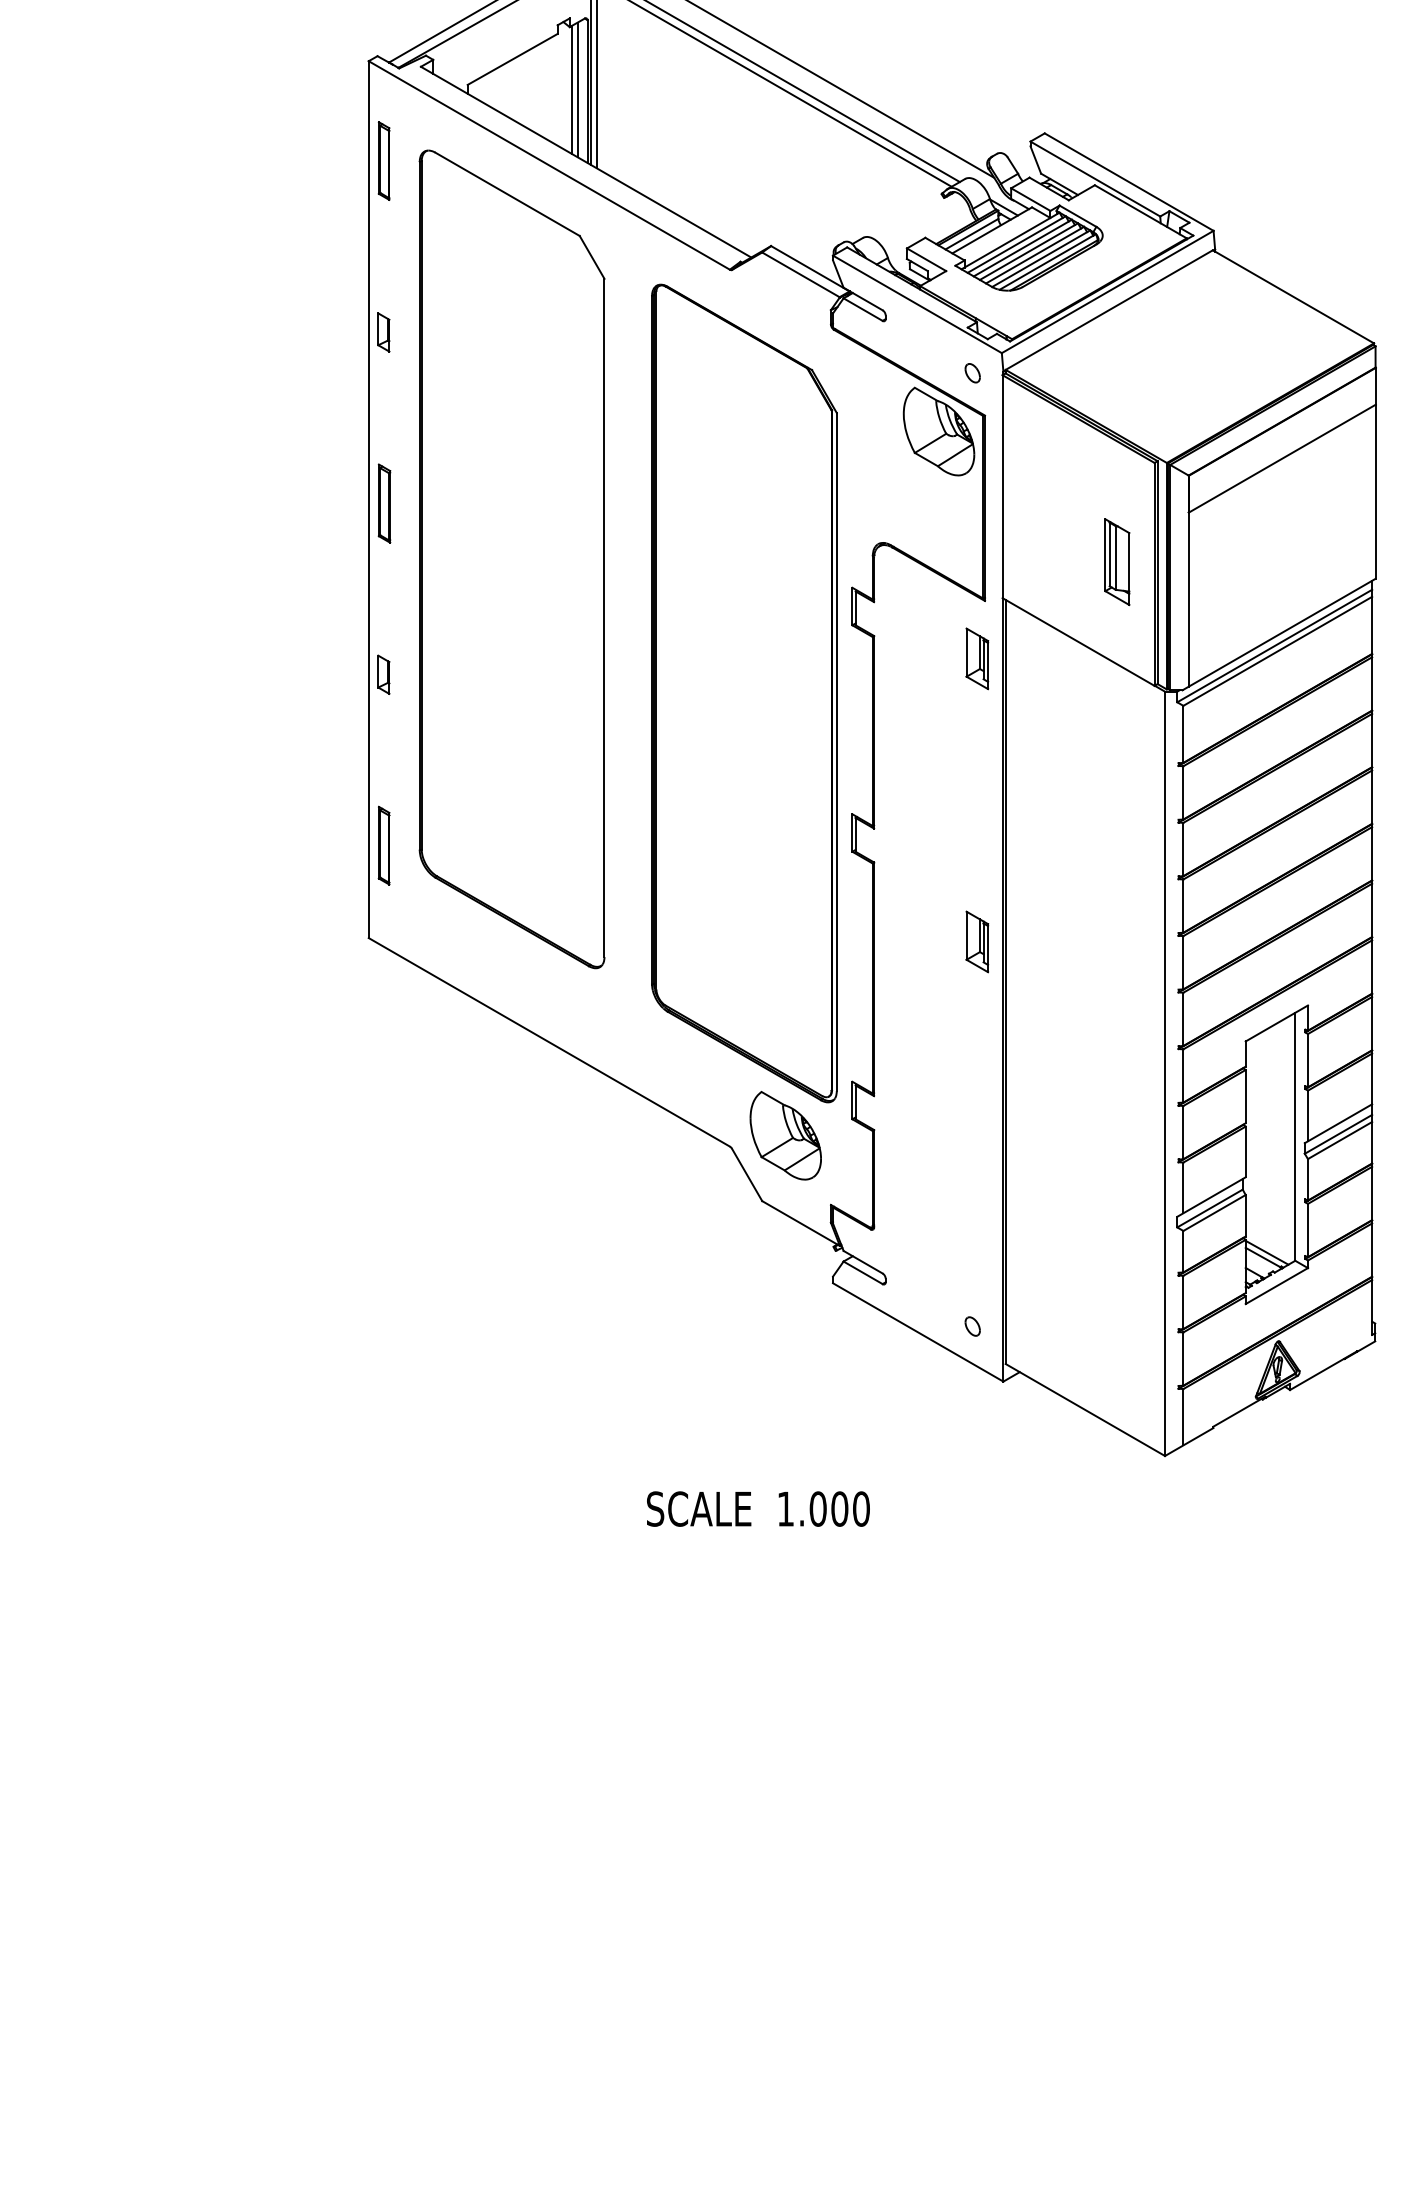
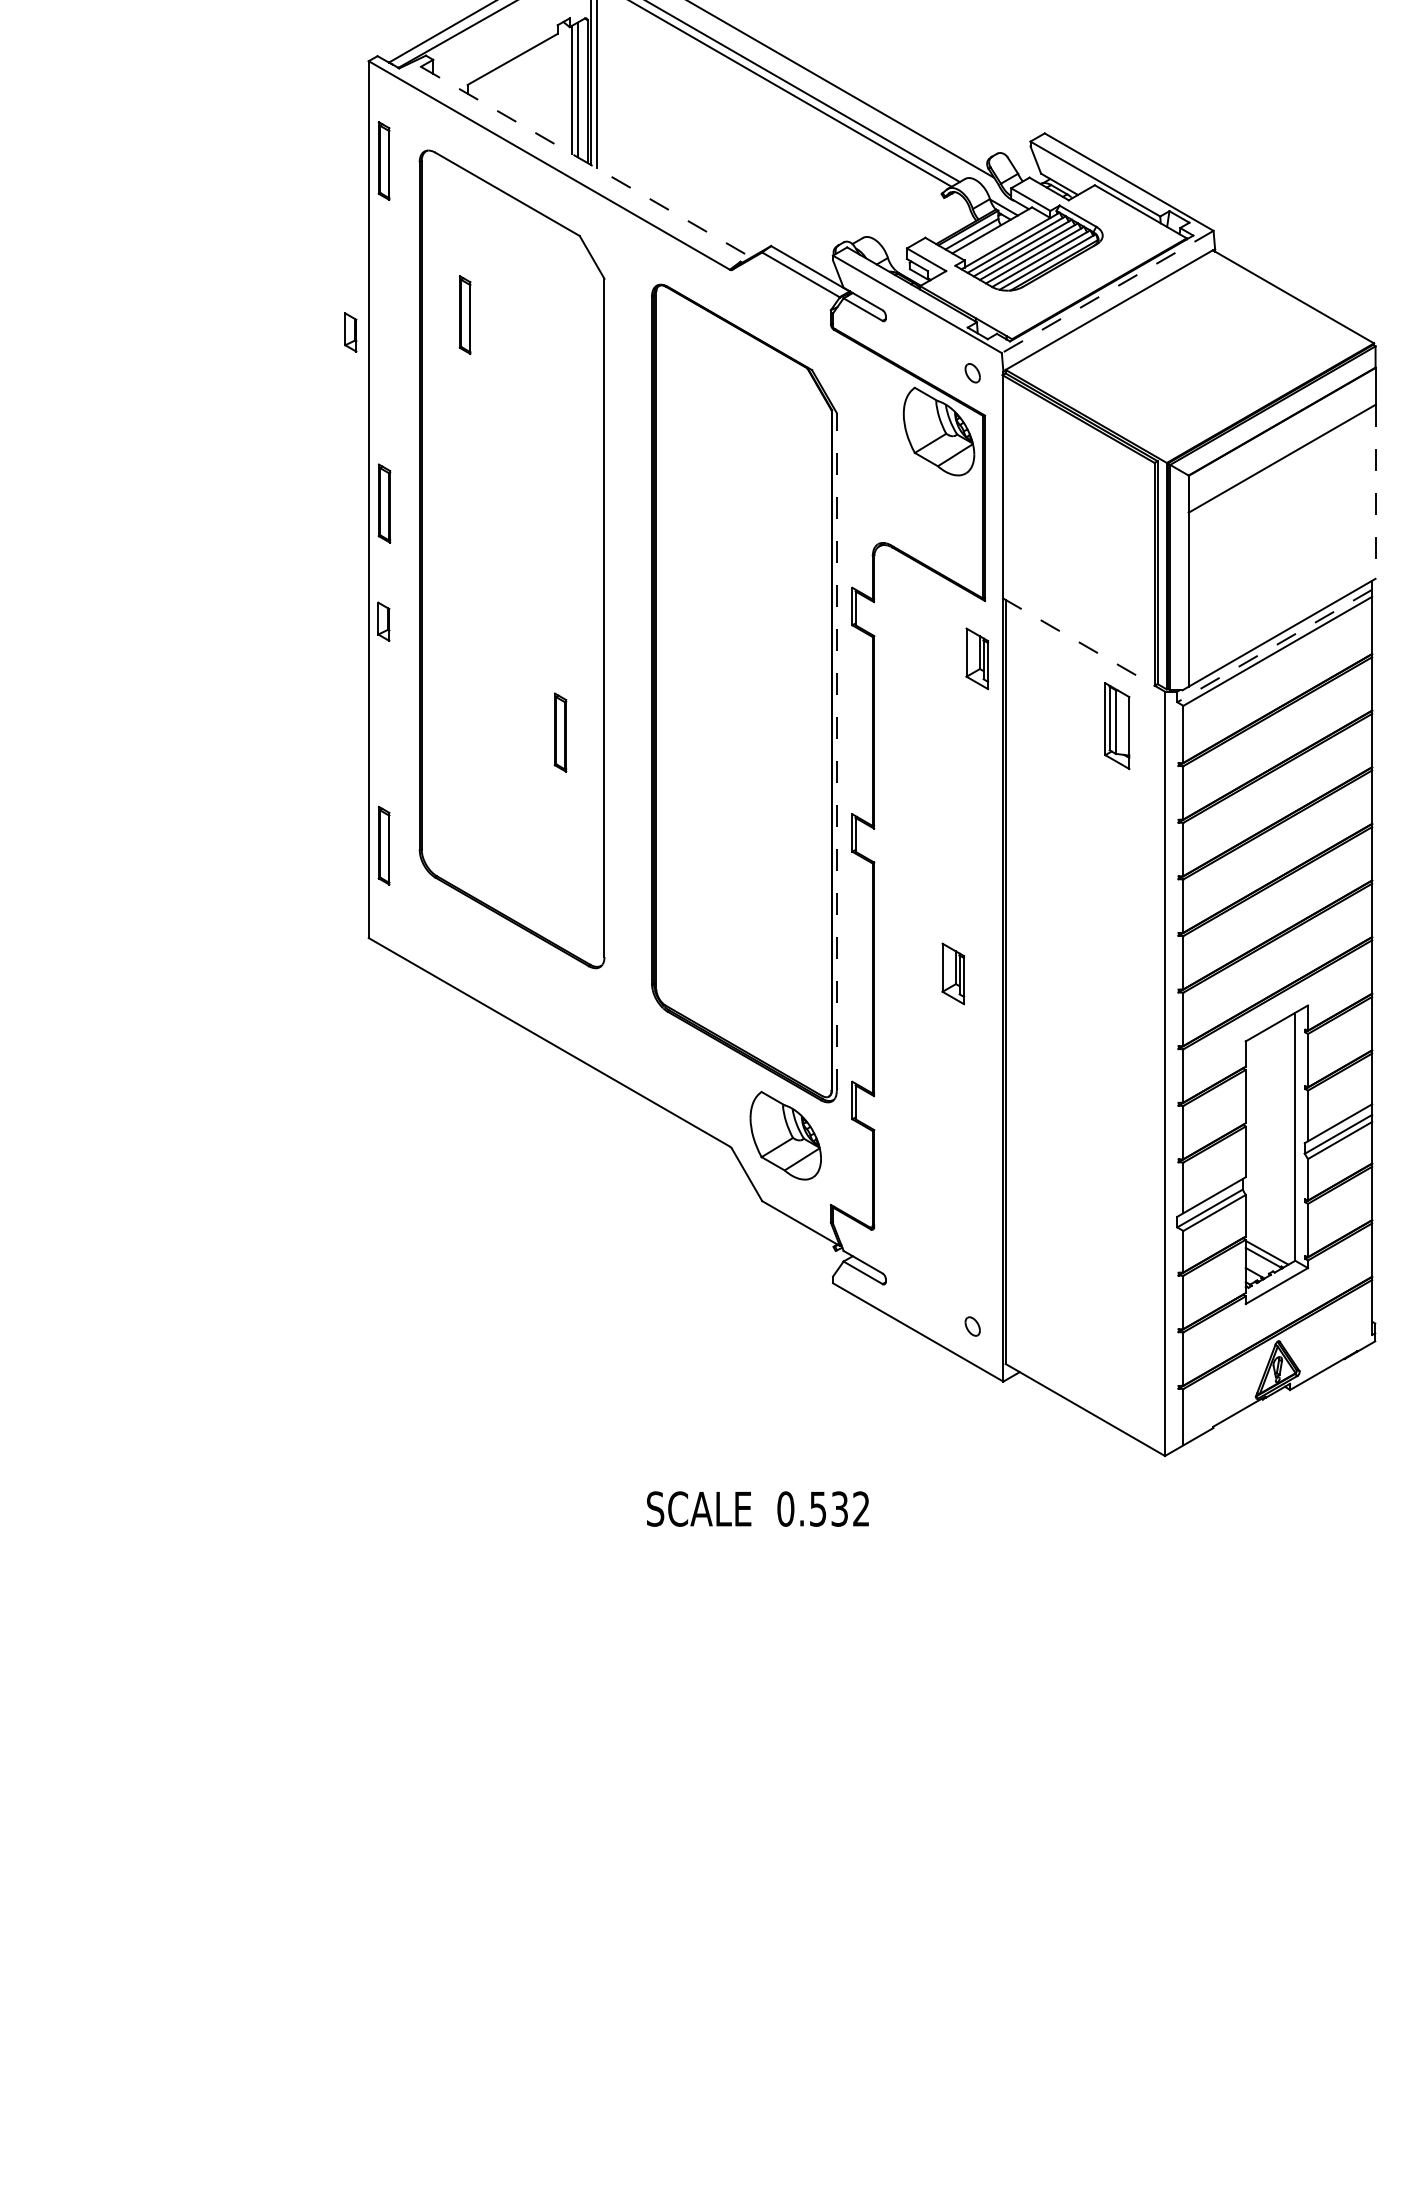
line: solid -> dashed (586, 162)
line: solid -> dashed (1107, 292)
part: none -> present (464, 314)
part position: (383, 332) -> (350, 332) (350, 332)
line: solid -> dashed (1375, 492)
part position: (1117, 562) -> (1117, 726) (1117, 726)
line: solid -> dashed (1078, 642)
line: solid -> dashed (1274, 646)
part position: (383, 674) -> (383, 621) (383, 621)
part: none -> present (560, 732)
line: solid -> dashed (836, 751)
part position: (977, 941) -> (953, 973) (953, 973)
text: 1.000 -> 0.532 (823, 1508)
